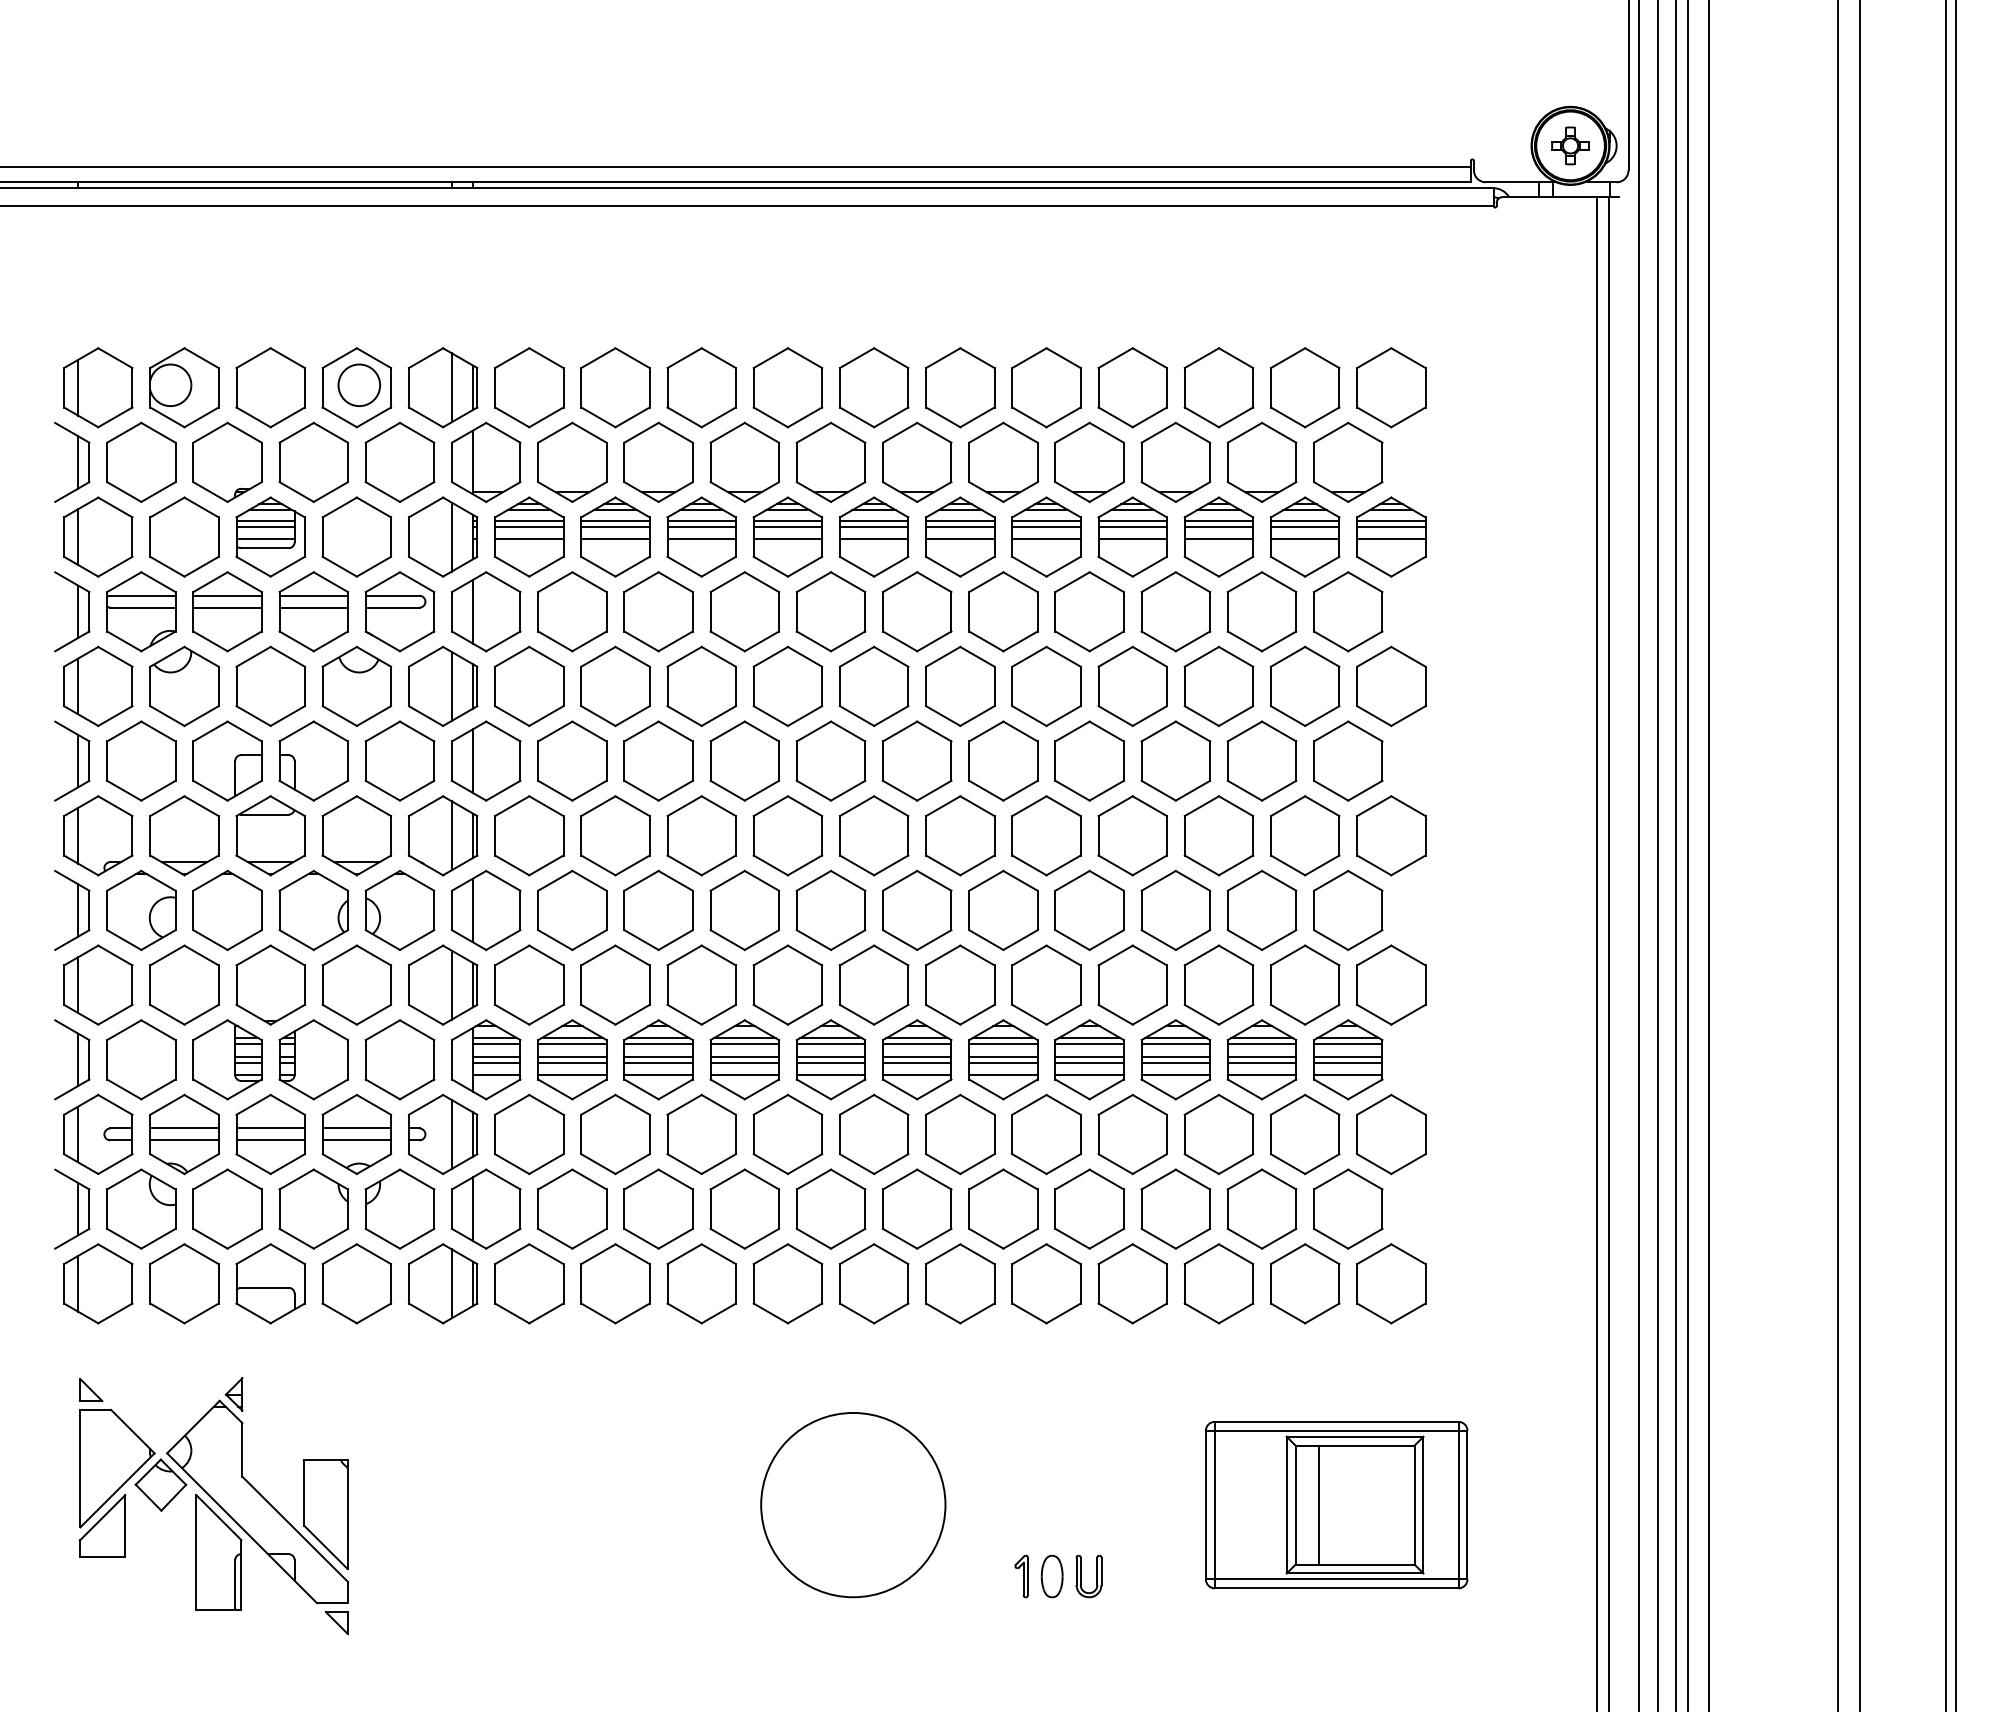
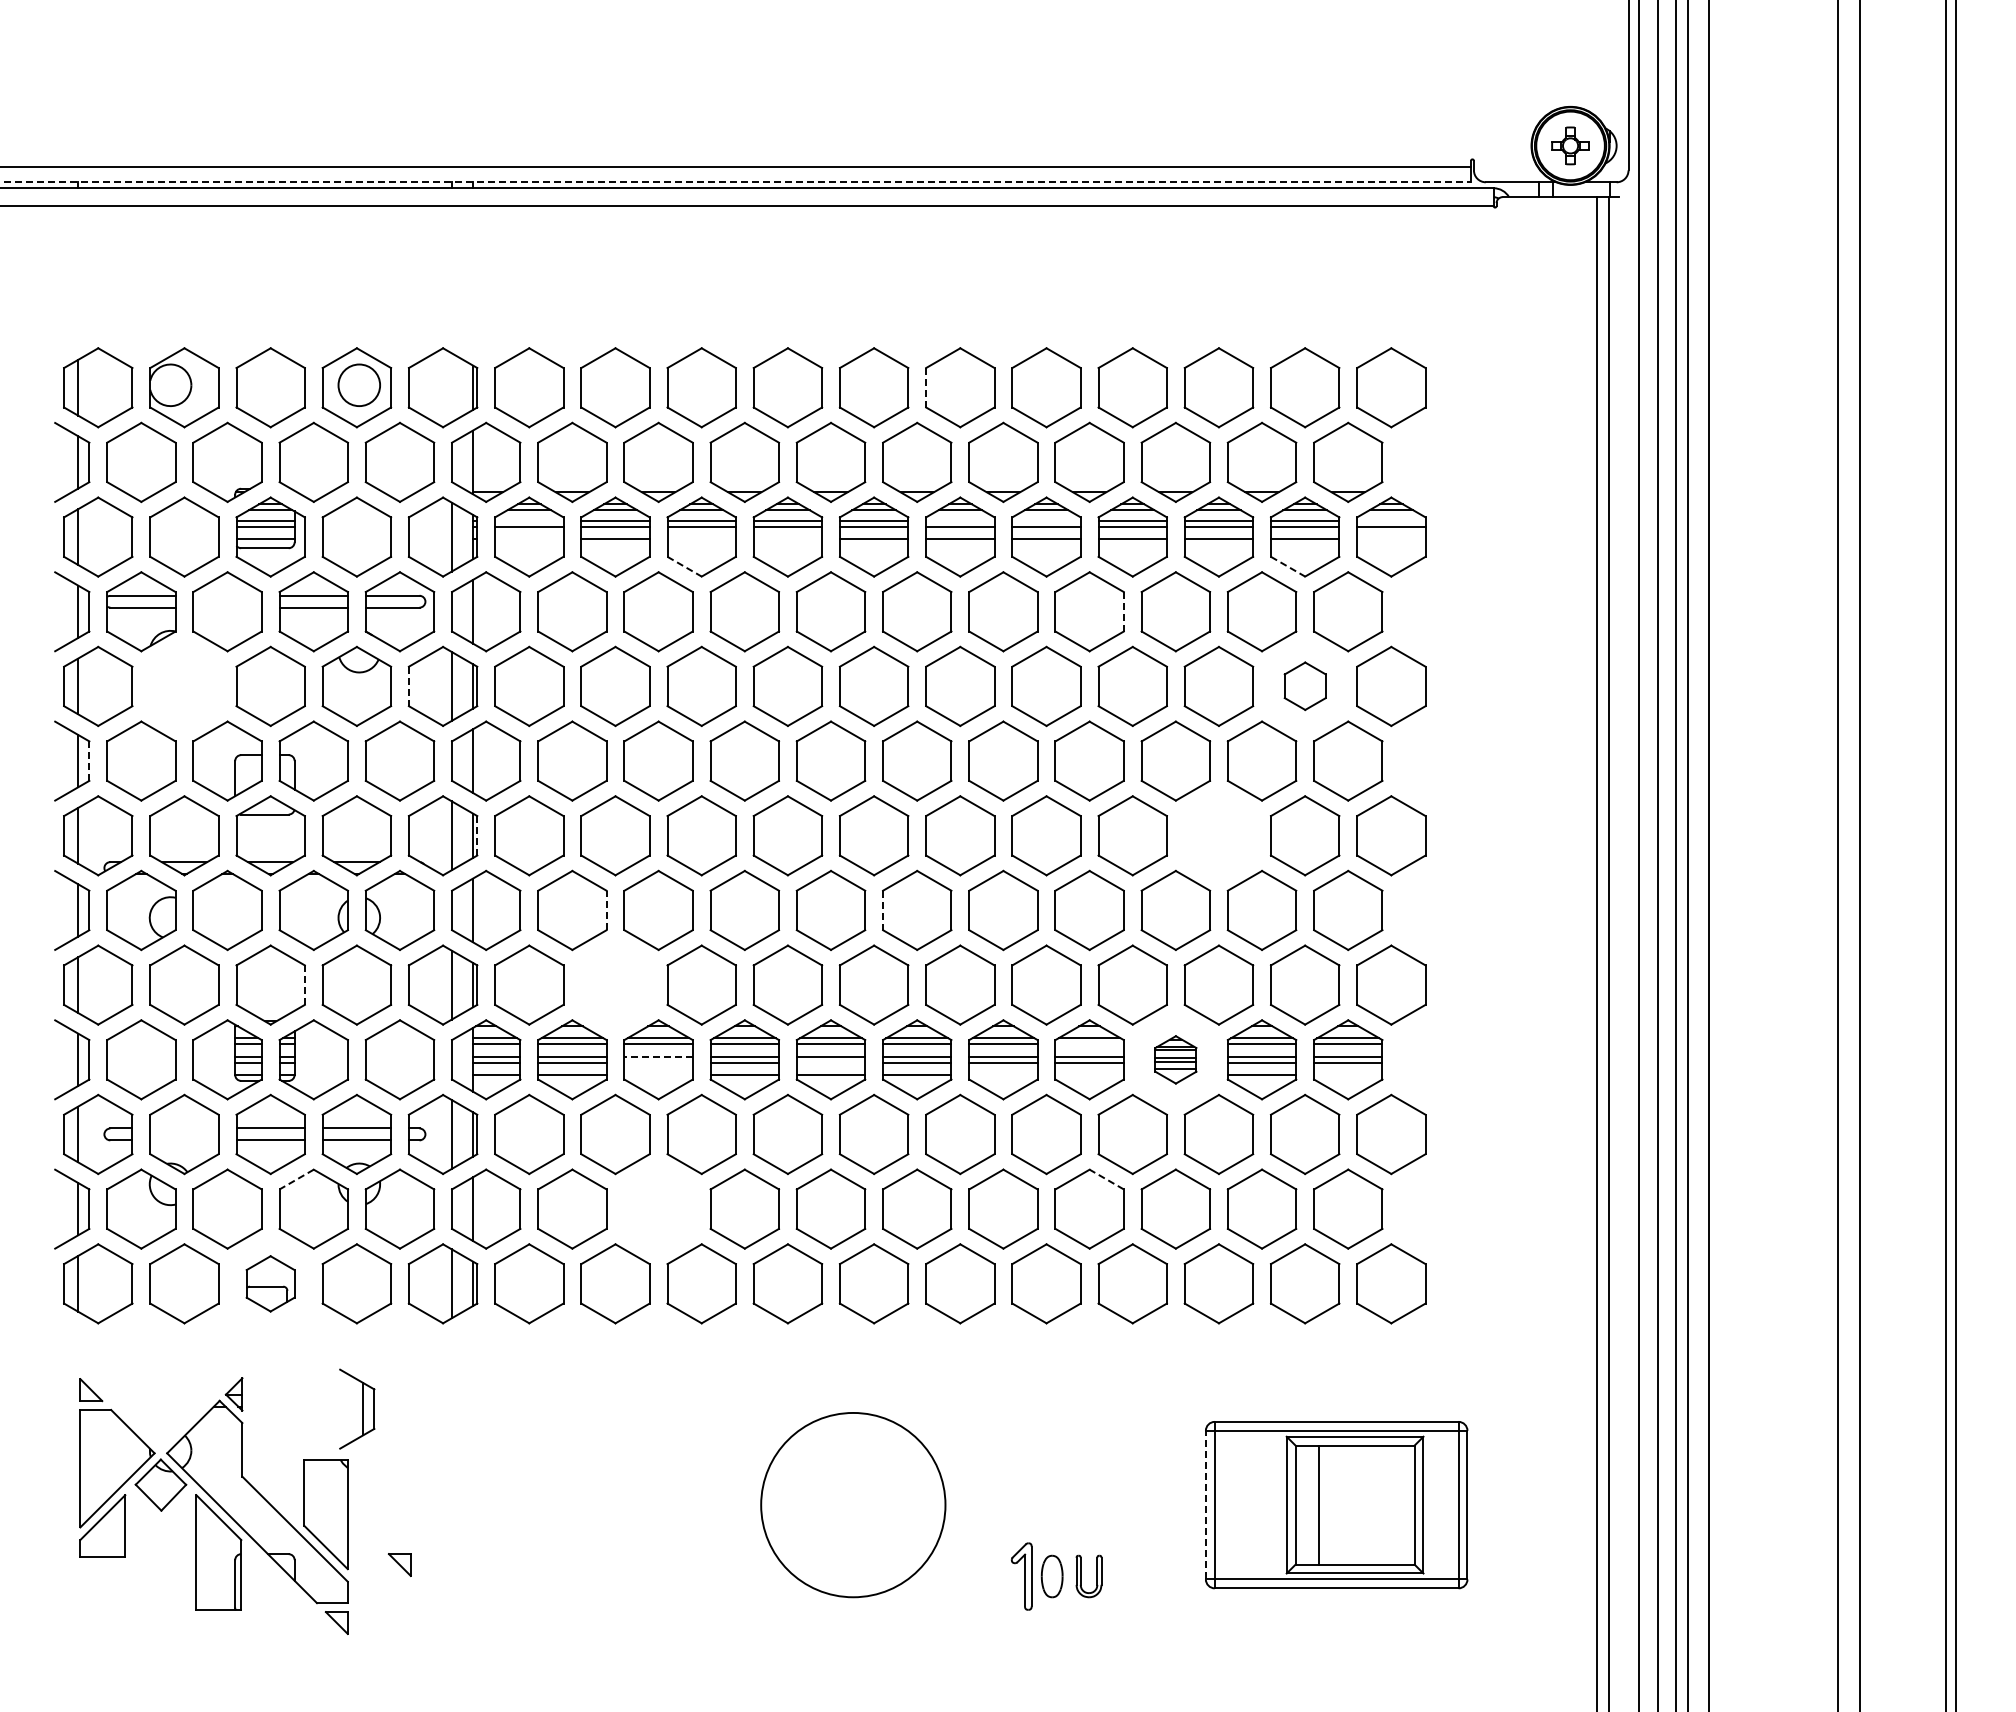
line: solid -> dashed (736, 182)
line: present -> none (451, 387)
line: solid -> dashed (926, 387)
line: present -> none (529, 520)
line: present -> none (960, 520)
line: present -> none (1046, 520)
line: present -> none (1391, 520)
line: present -> none (529, 538)
line: present -> none (701, 538)
line: present -> none (787, 538)
line: present -> none (1391, 538)
line: solid -> dashed (684, 566)
line: solid -> dashed (1288, 566)
line: present -> none (227, 595)
line: present -> none (227, 607)
line: solid -> dashed (1123, 611)
part size: 71x82 px -> 44x51 px (1304, 686)
part: present -> none (184, 686)
line: solid -> dashed (408, 686)
line: solid -> dashed (89, 761)
line: solid -> dashed (477, 835)
part: present -> none (1218, 835)
line: solid -> dashed (606, 910)
line: solid -> dashed (883, 910)
part: present -> none (615, 984)
line: solid -> dashed (304, 985)
line: present -> none (1089, 1044)
line: solid -> dashed (658, 1056)
part size: 72x82 px -> 44x50 px (1175, 1059)
line: present -> none (658, 1062)
line: present -> none (830, 1062)
line: present -> none (658, 1074)
line: present -> none (1003, 1074)
line: present -> none (1089, 1074)
line: present -> none (1348, 1074)
line: present -> none (184, 1128)
line: present -> none (184, 1140)
line: solid -> dashed (296, 1179)
line: solid -> dashed (1106, 1179)
part: present -> none (658, 1208)
part size: 71x82 px -> 51x58 px (270, 1283)
part: none -> present (357, 1408)
line: solid -> dashed (1205, 1504)
part: none -> present (399, 1564)
part size: 15x45 px -> 23x69 px (1021, 1576)
